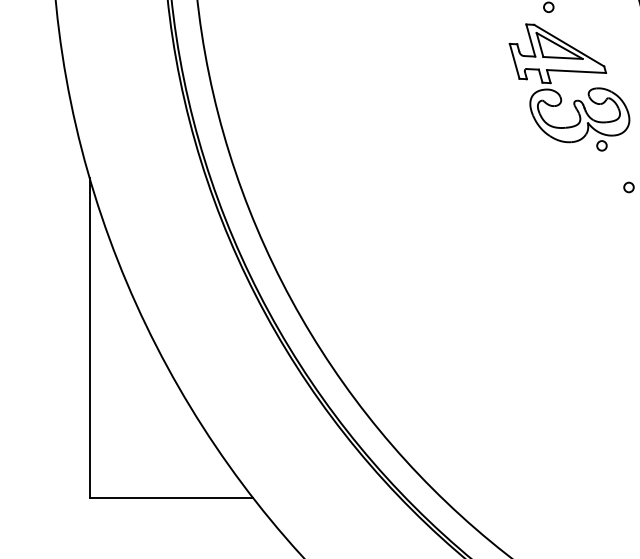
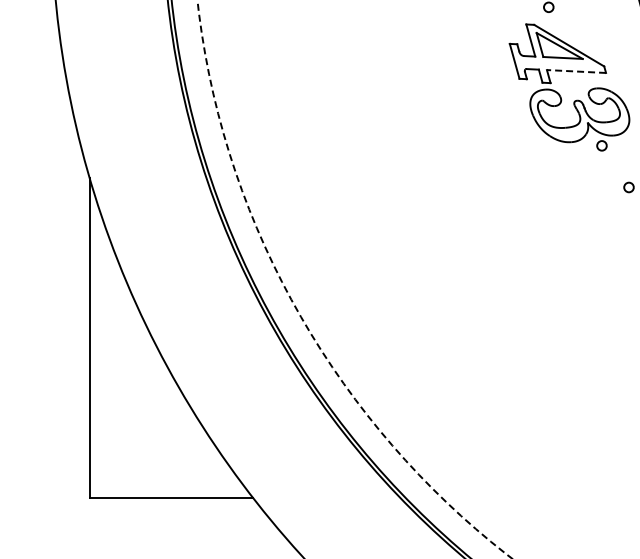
line: solid -> dashed (576, 71)
circle: solid -> dashed (354, 279)
